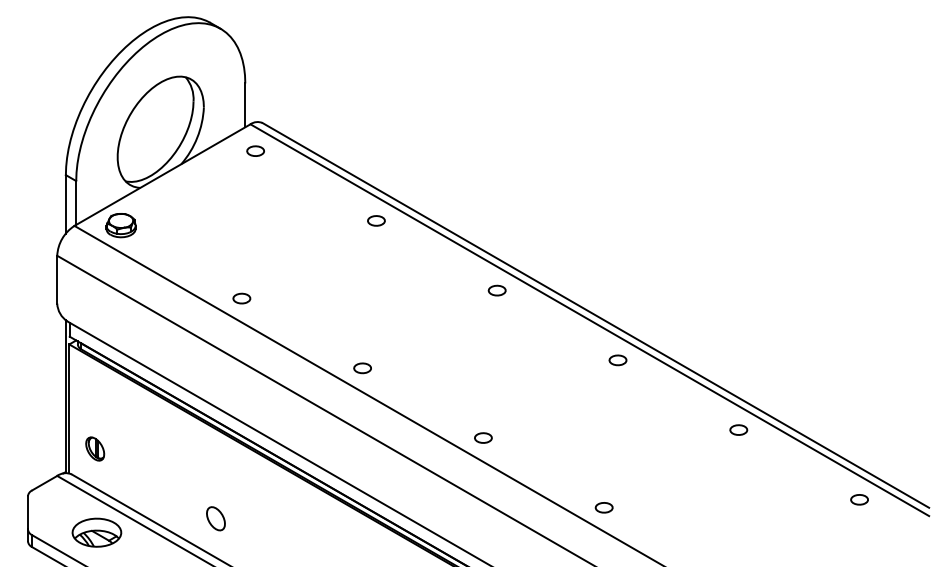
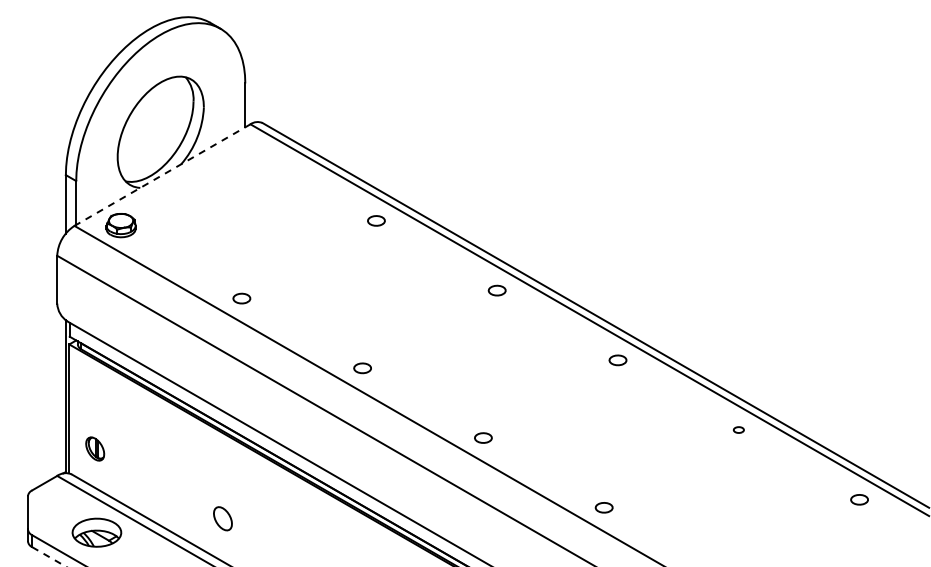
part: present -> none (255, 150)
line: solid -> dashed (162, 175)
part size: 20x12 px -> 13x8 px (738, 429)
part position: (215, 518) -> (222, 518) (222, 518)
line: solid -> dashed (49, 557)
